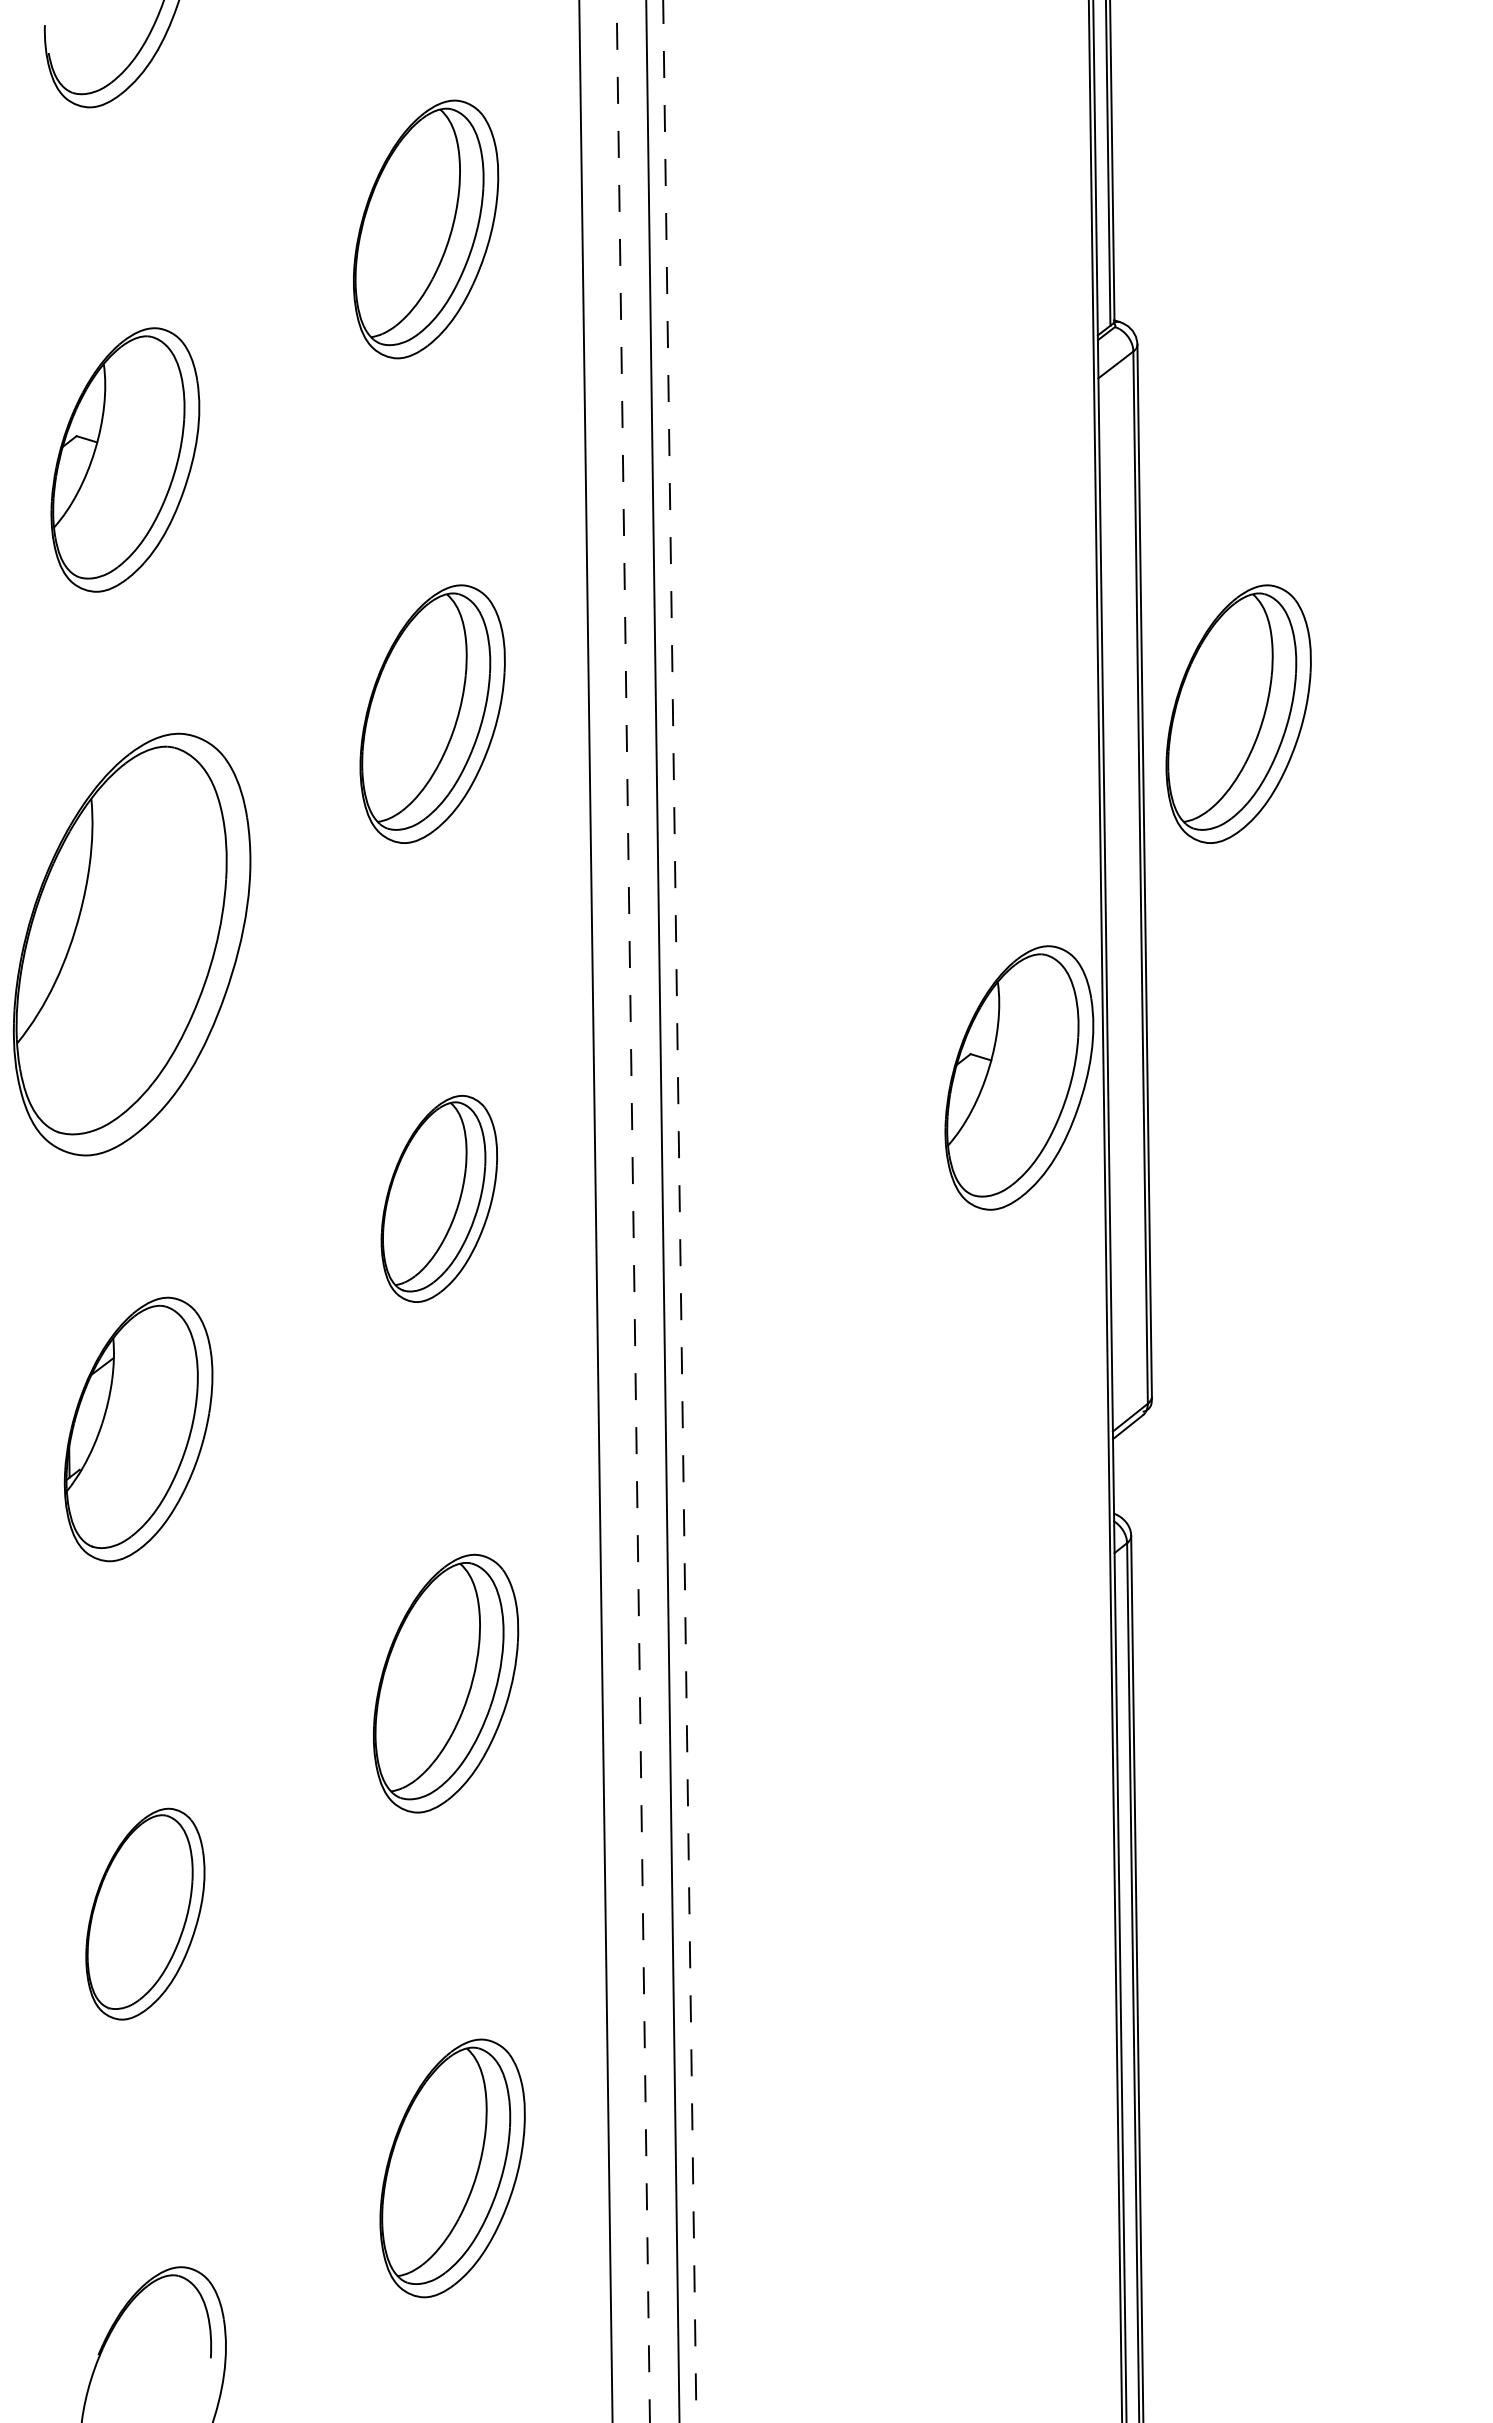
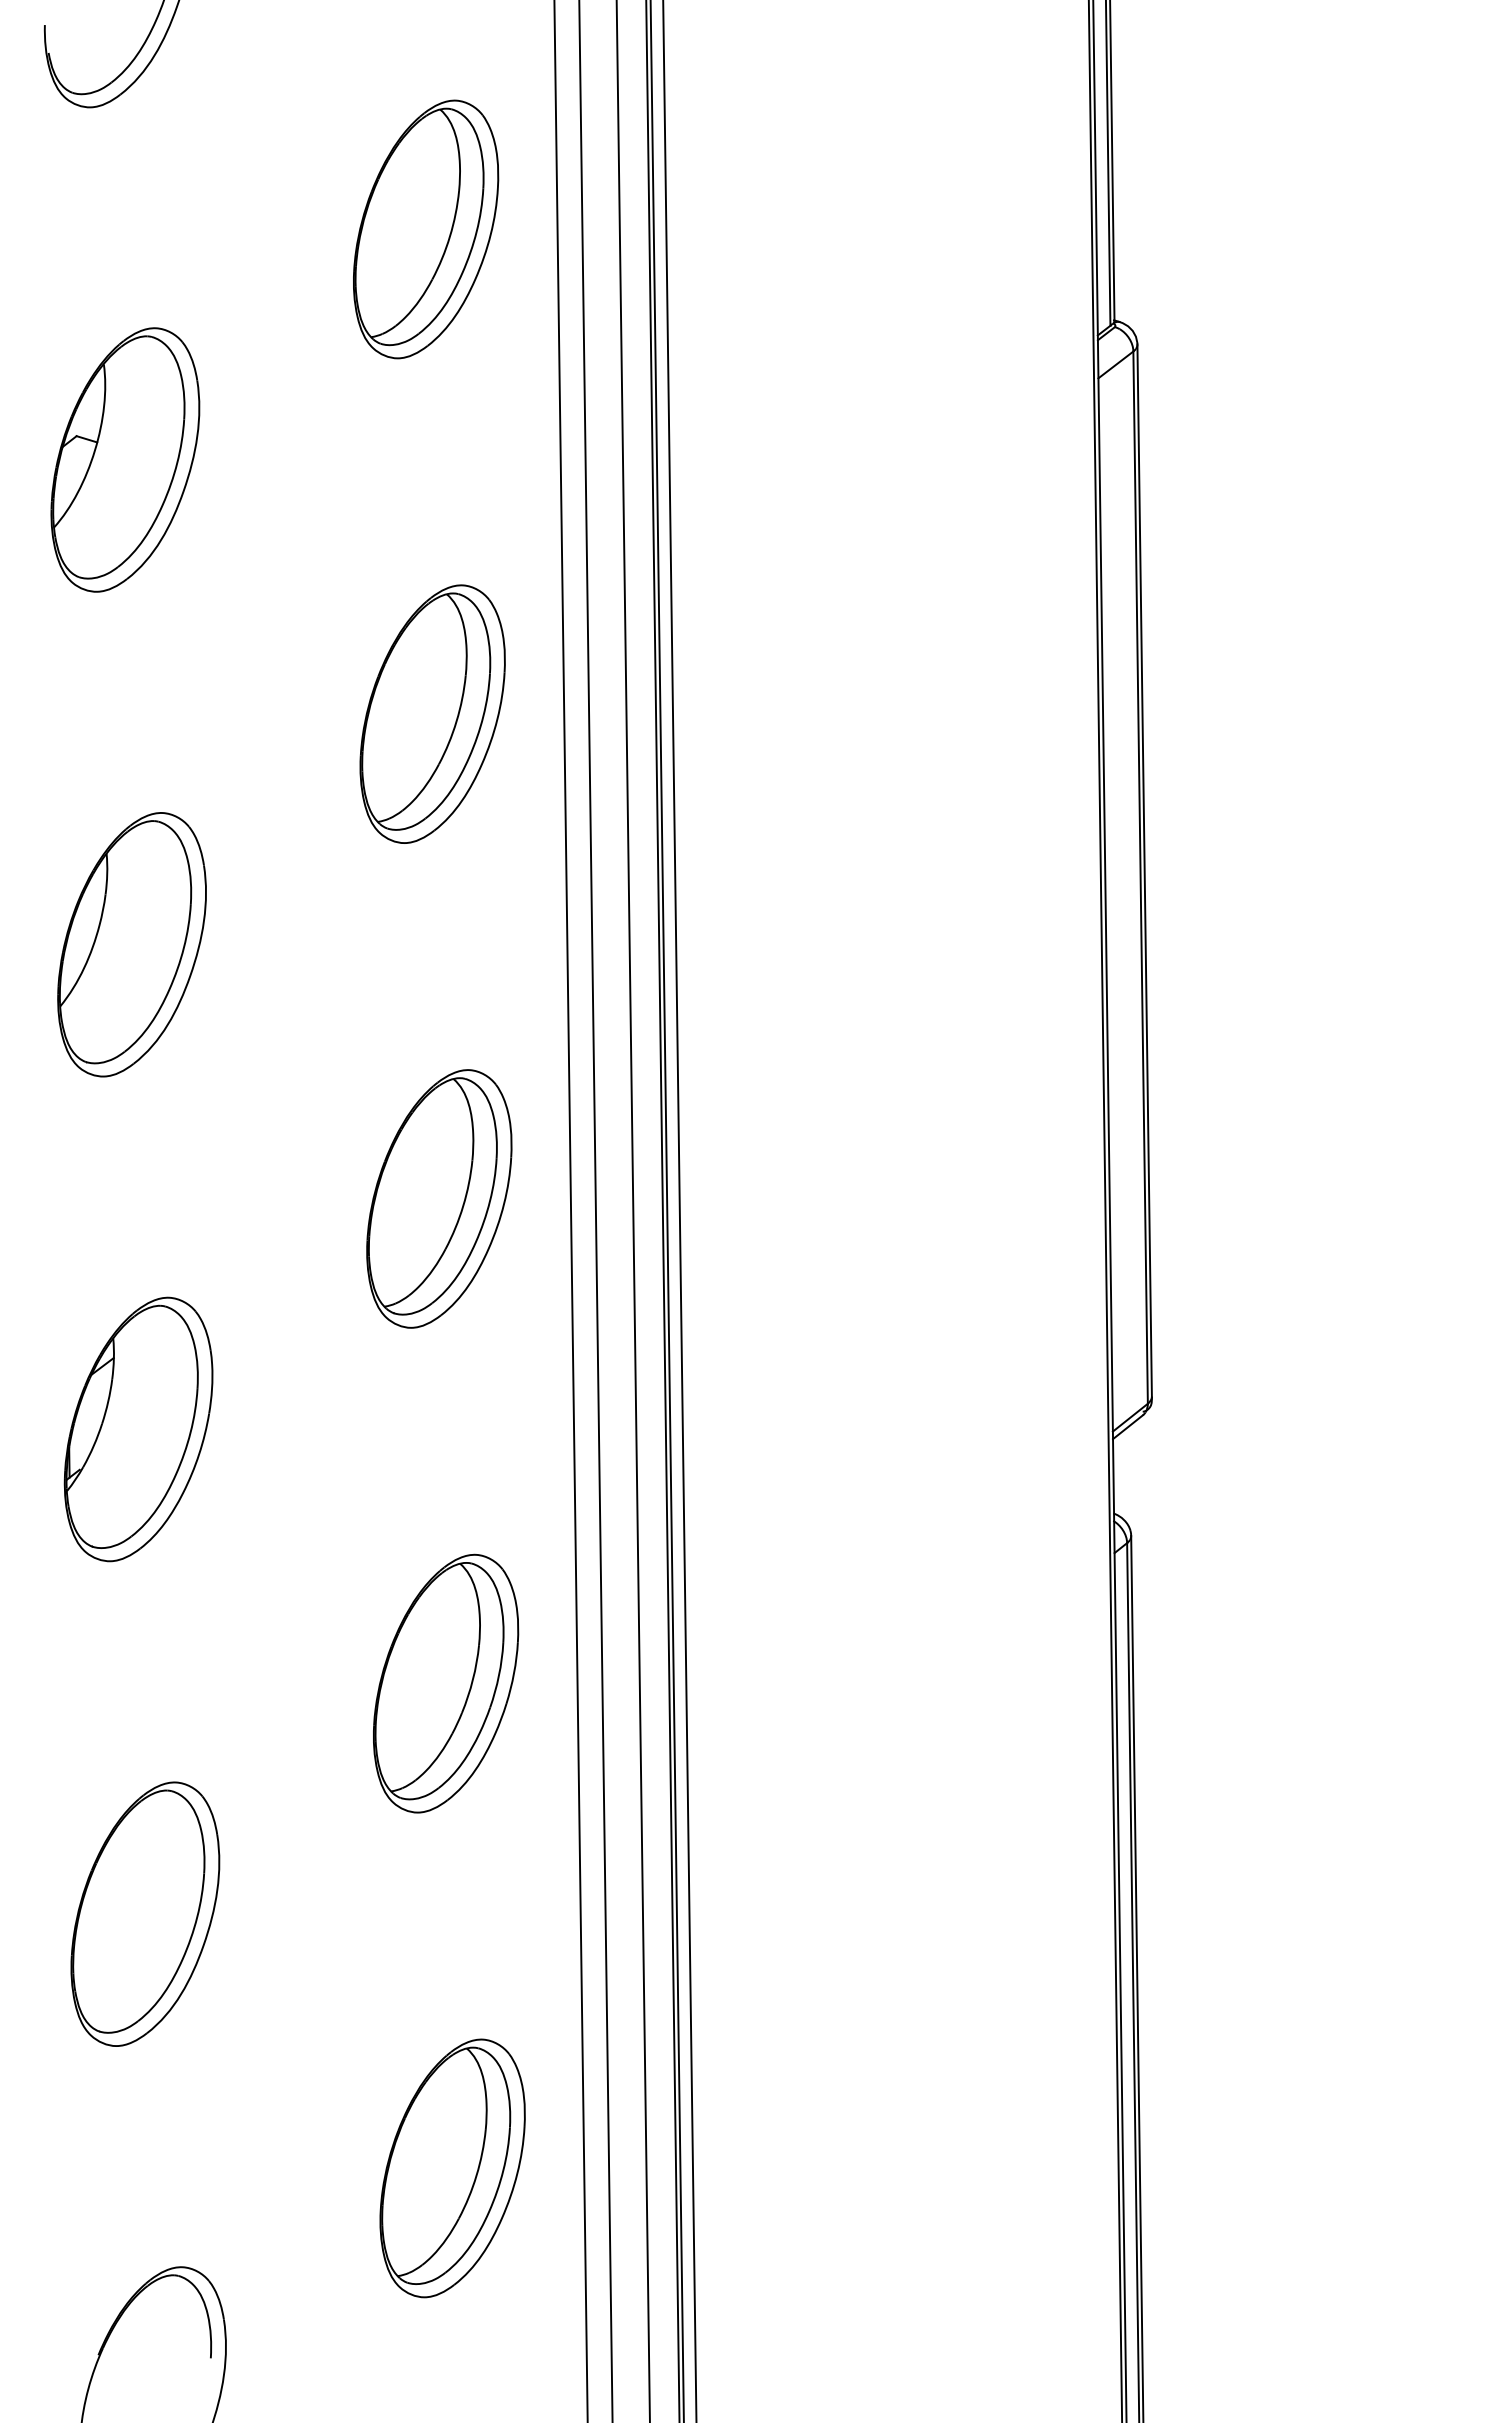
part: present -> none (1238, 713)
part size: 240x425 px -> 150x266 px (131, 944)
part: present -> none (1019, 1077)
part size: 118x208 px -> 147x260 px (439, 1198)
line: none -> present (570, 1210)
line: dashed -> solid (633, 1210)
line: none -> present (666, 1210)
line: dashed -> solid (679, 1210)
part size: 121x214 px -> 151x266 px (145, 1913)
